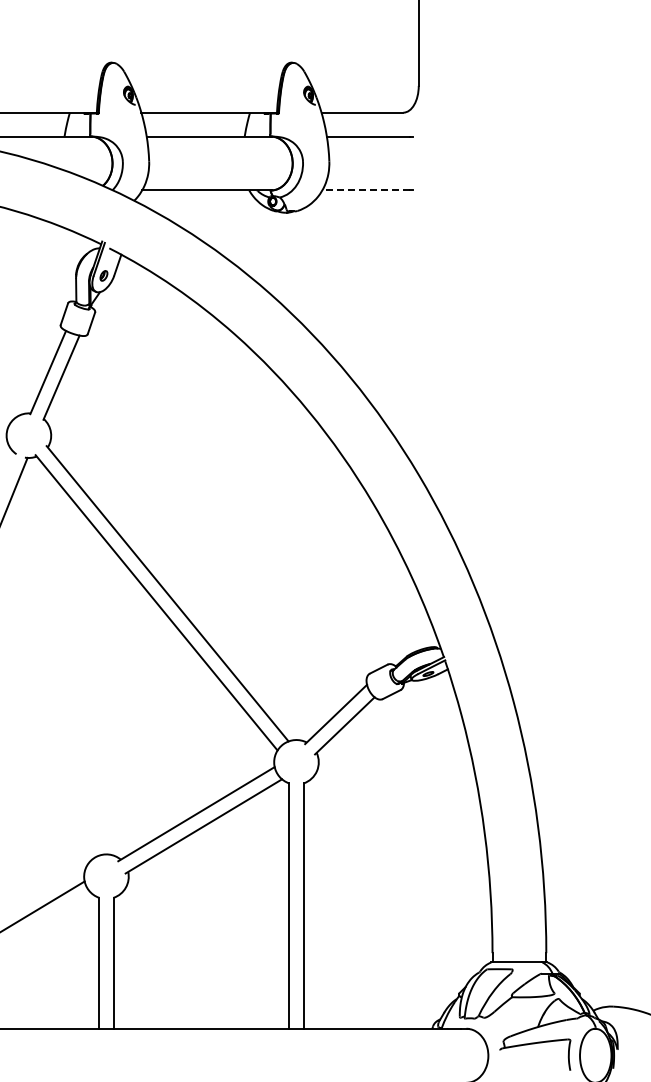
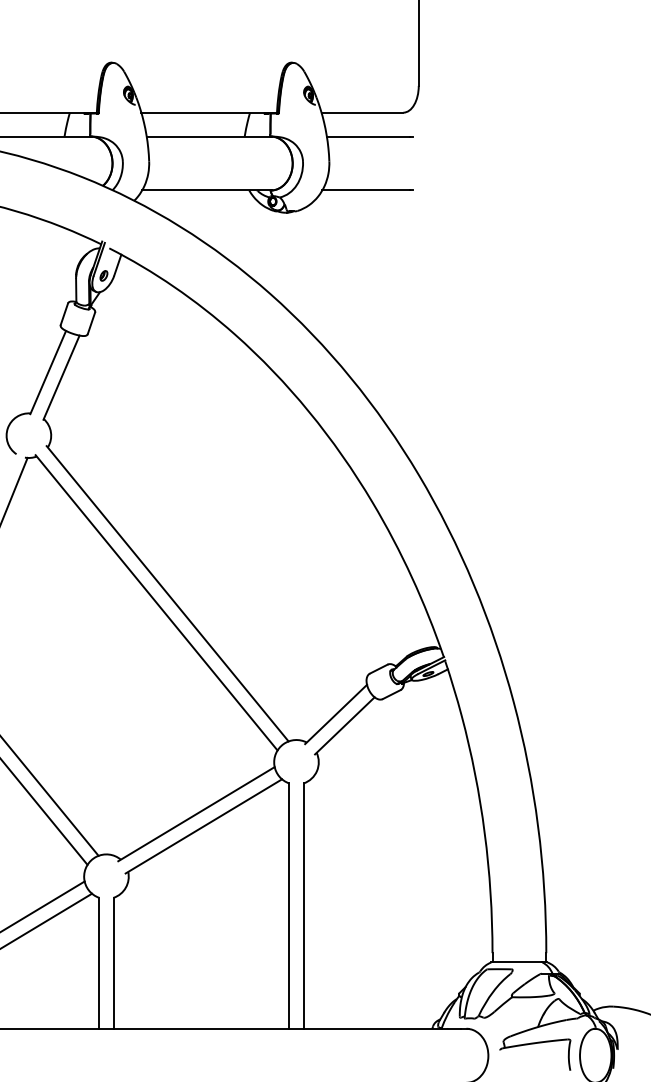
line: dashed -> solid (365, 190)
line: none -> present (50, 796)
line: none -> present (44, 812)
line: none -> present (47, 920)
